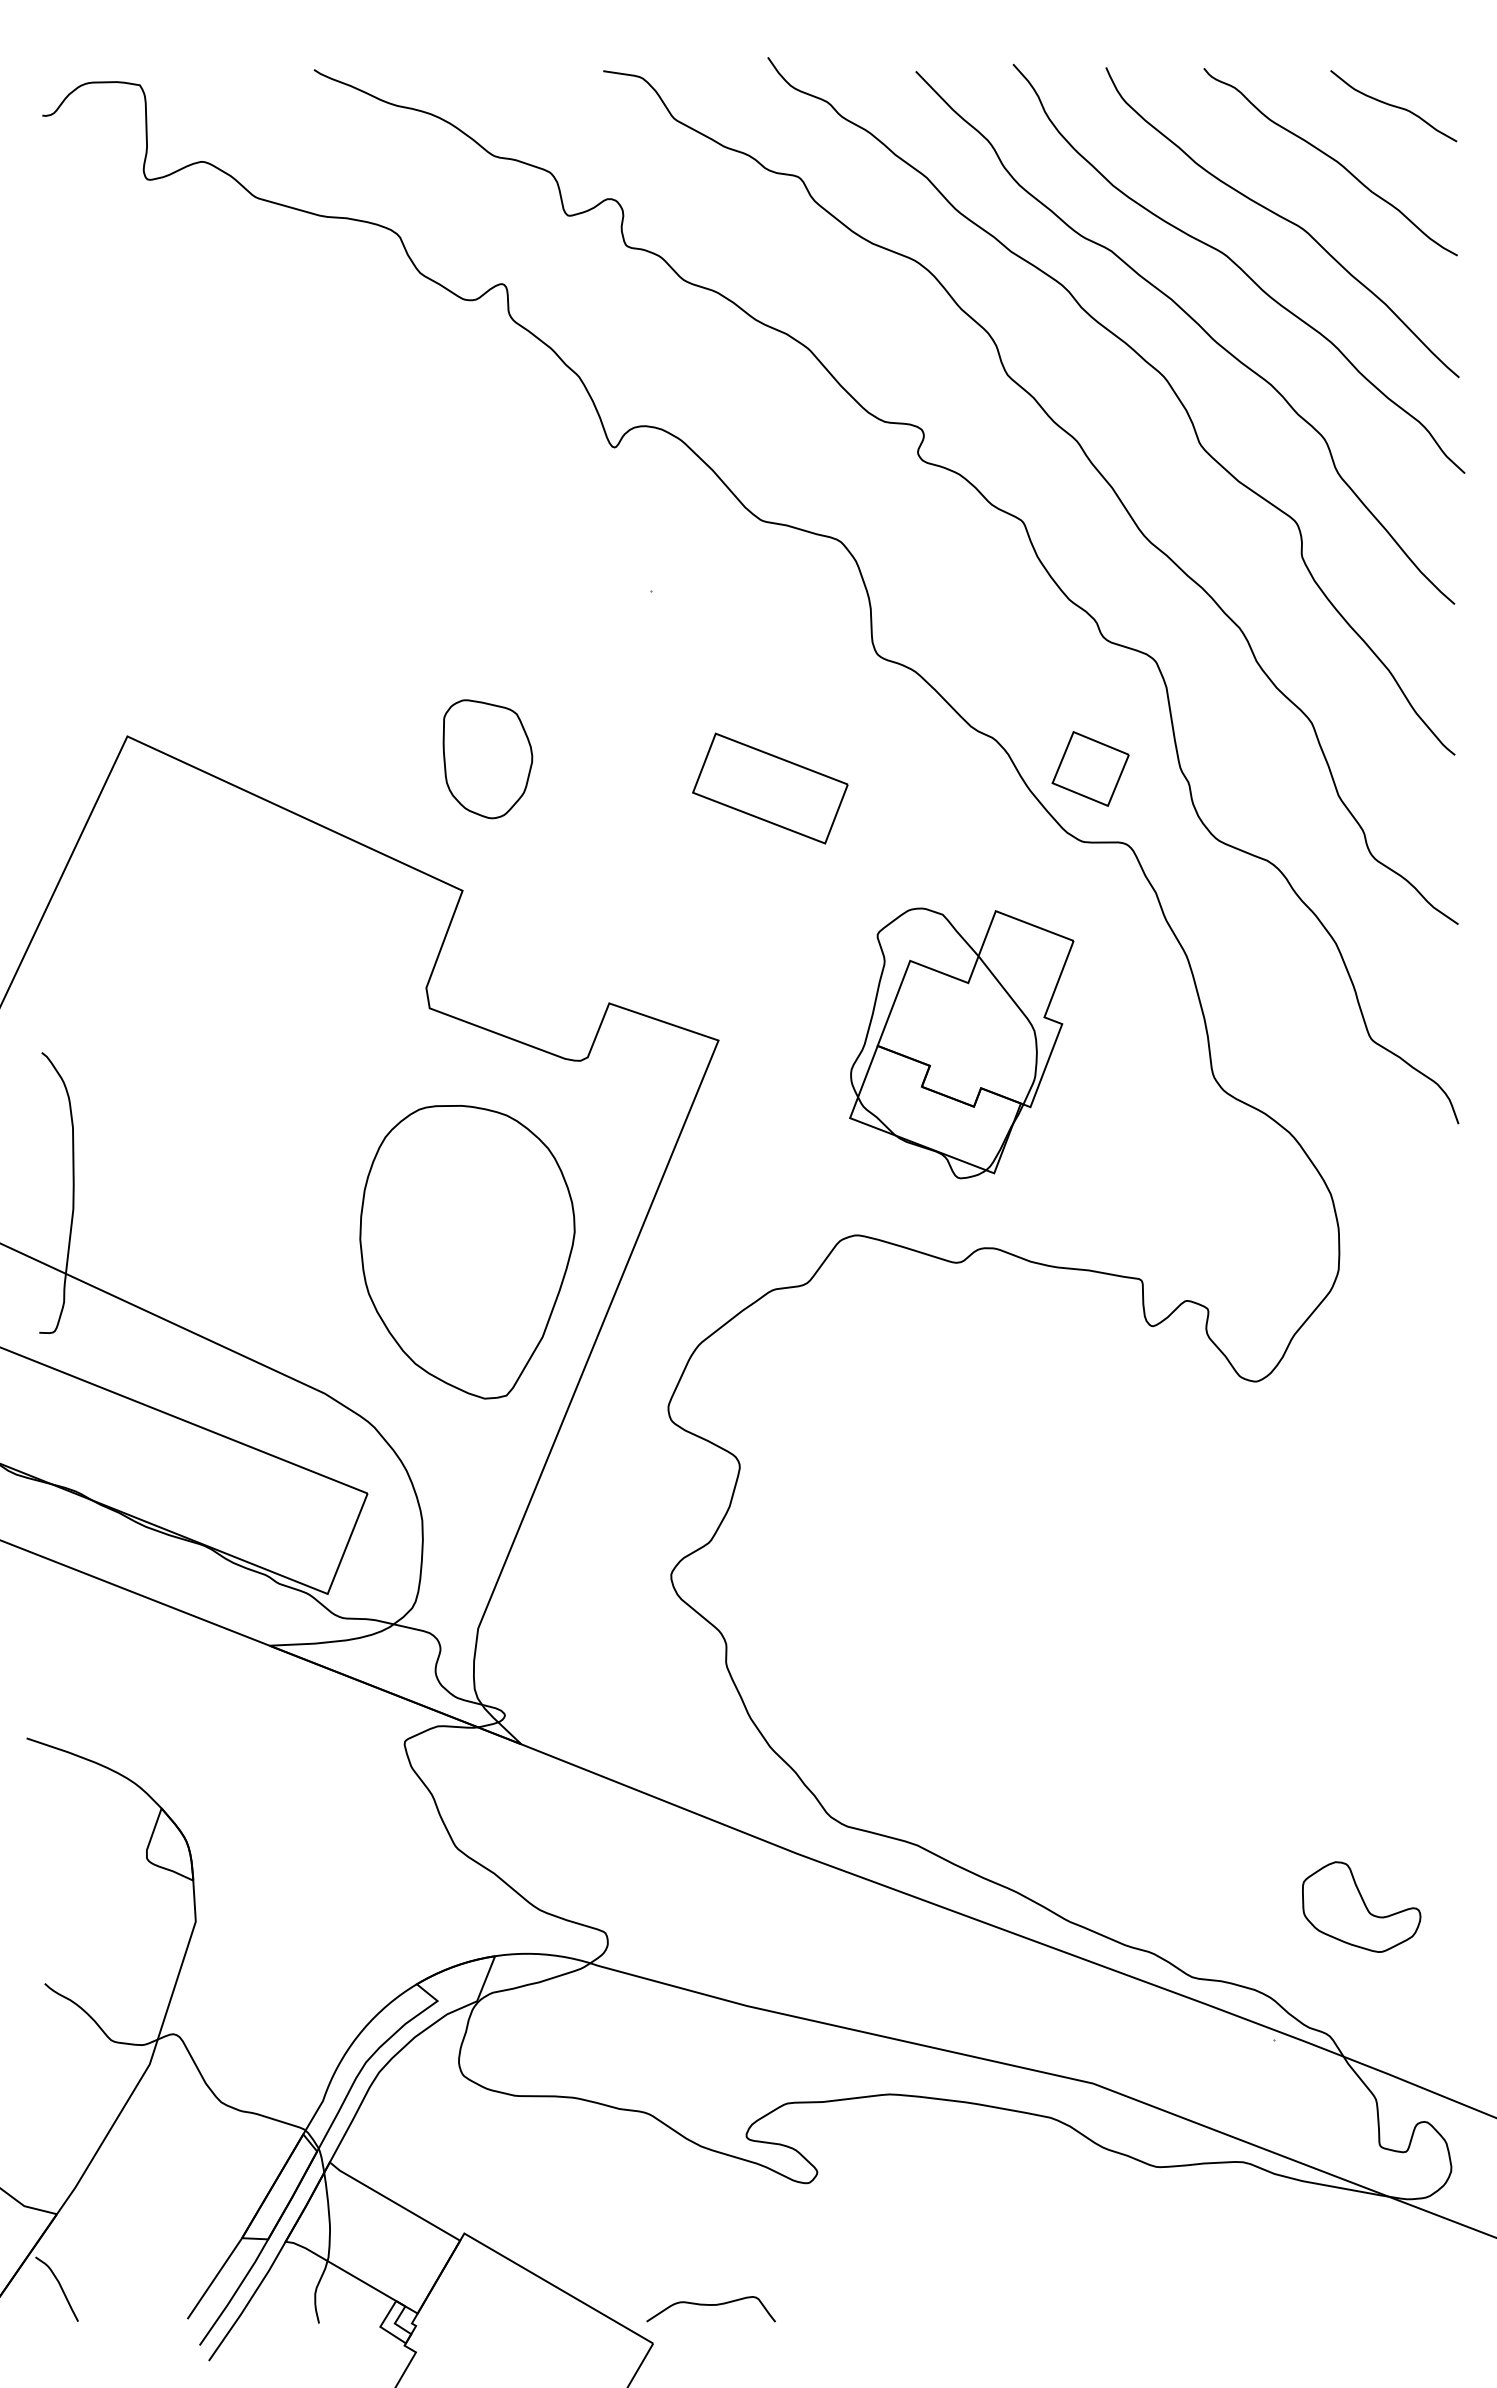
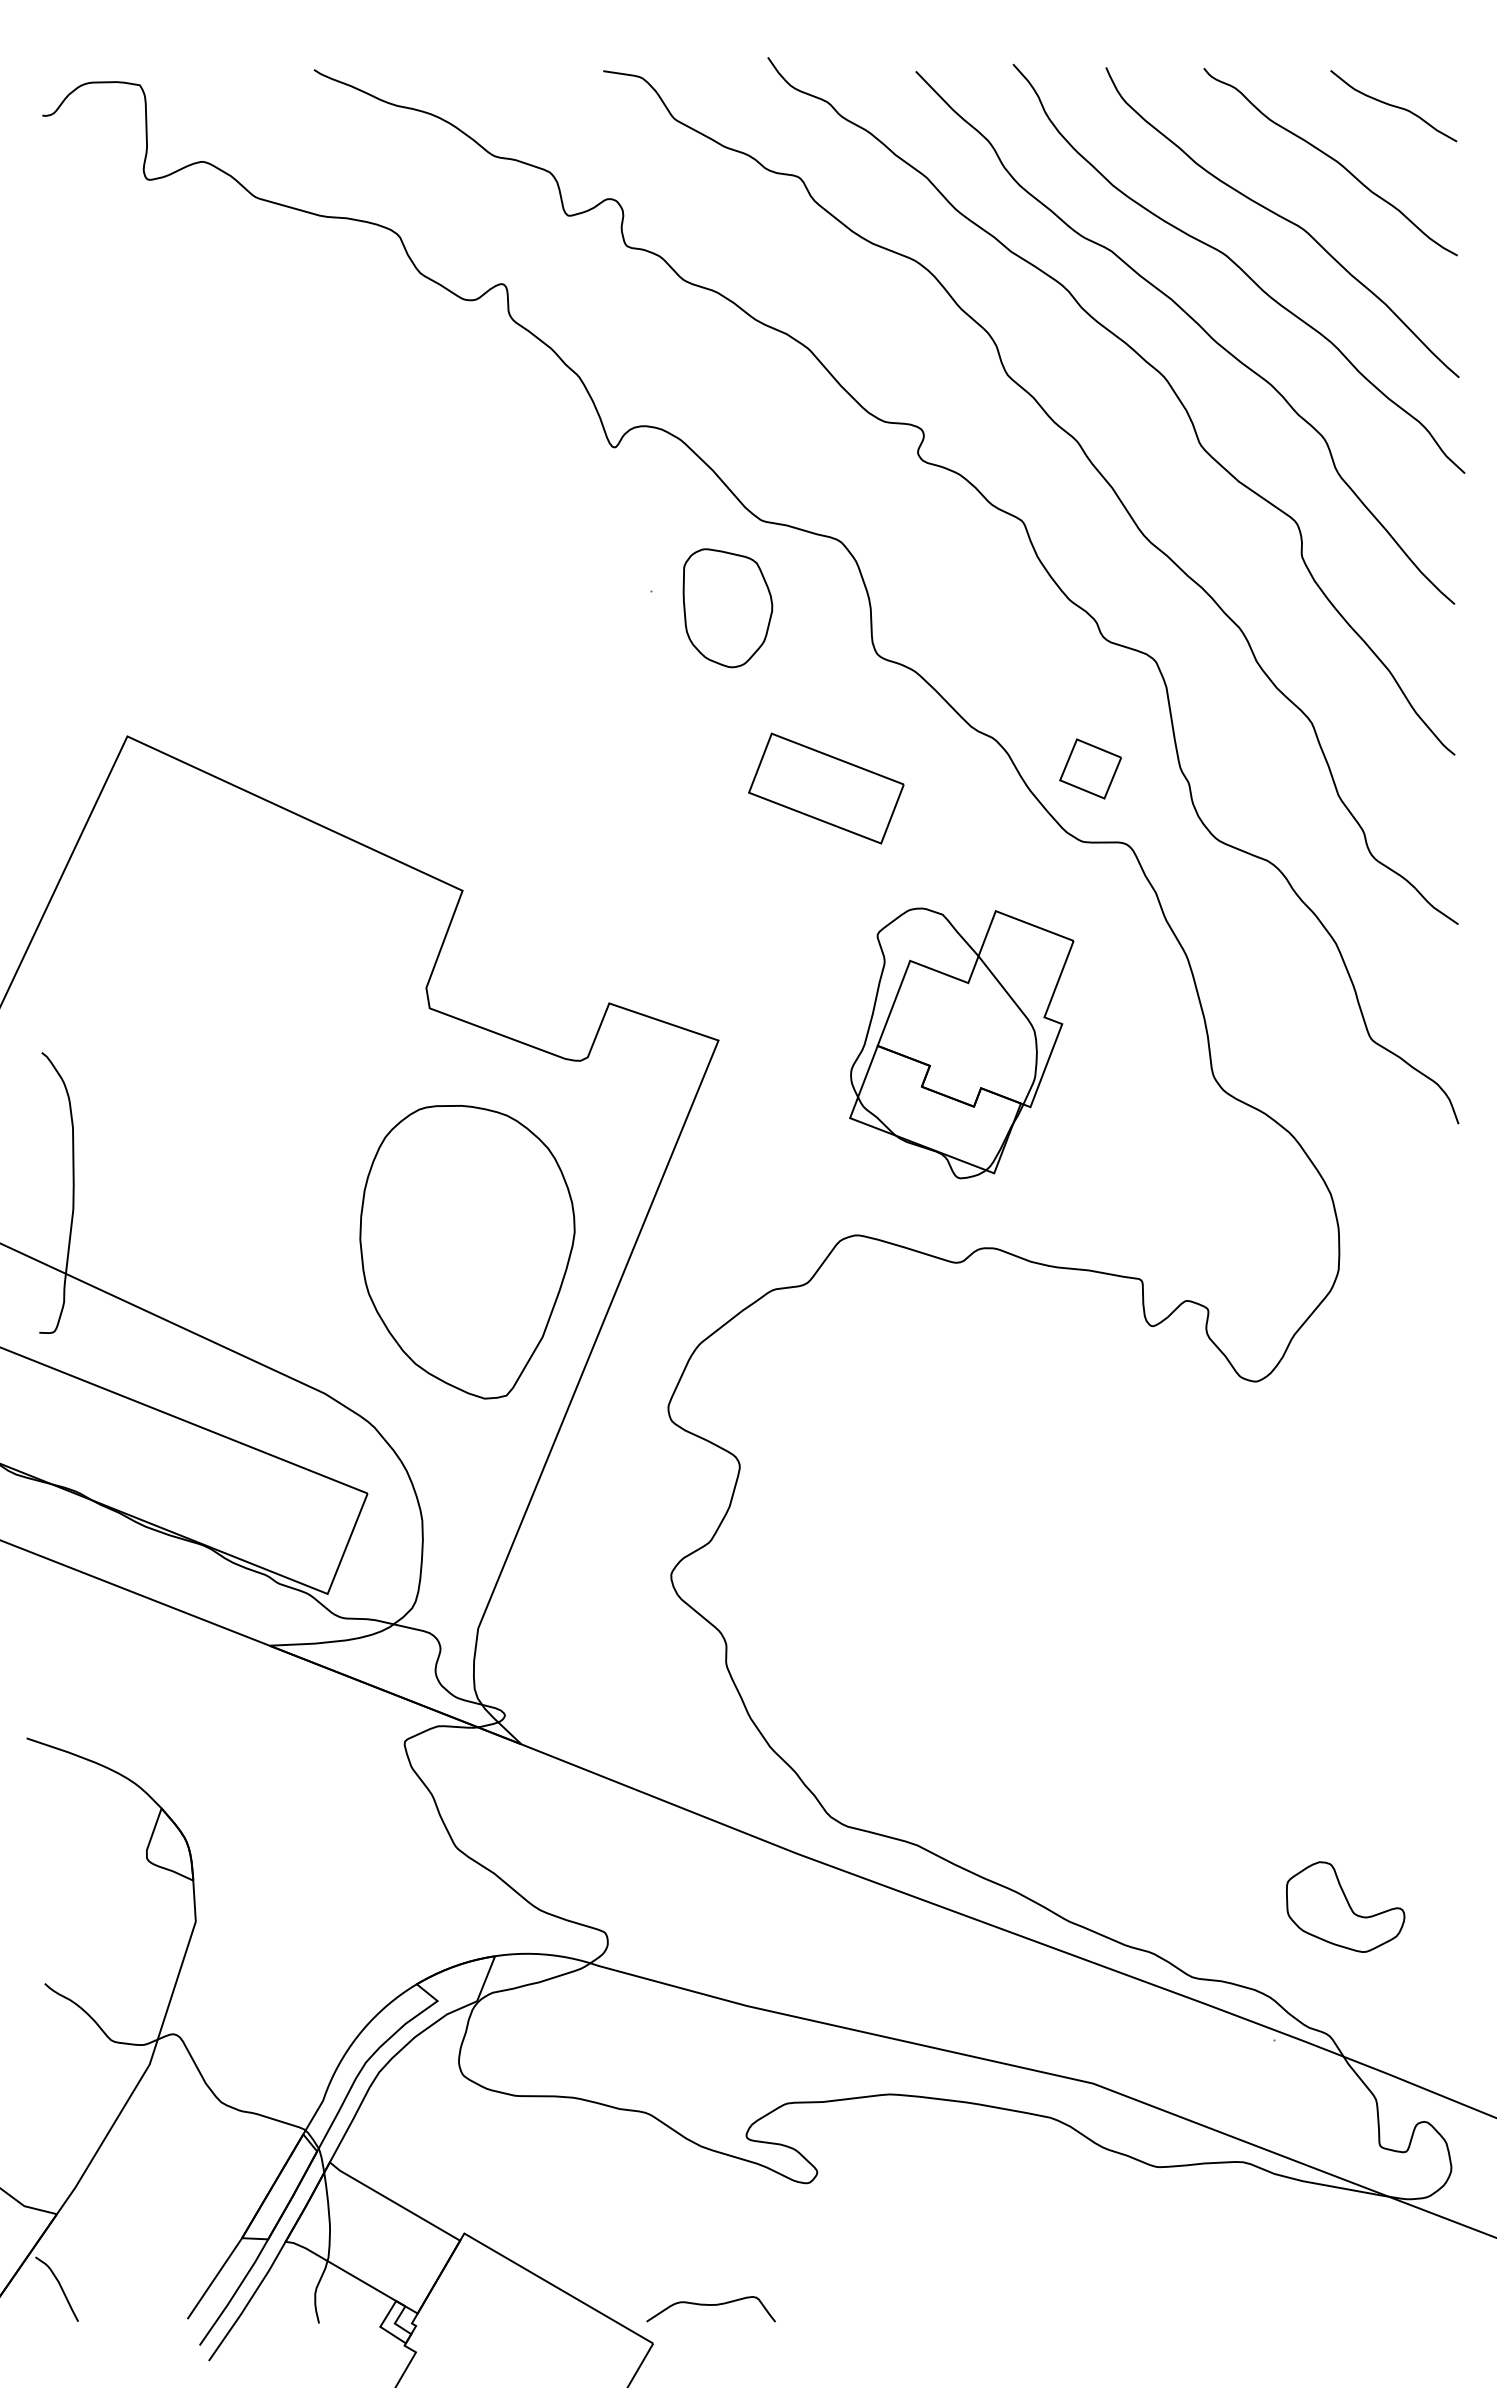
part position: (487, 759) -> (727, 608) (727, 608)
part size: 79x76 px -> 63x62 px (1090, 768)
part position: (770, 788) -> (826, 788) (826, 788)
part position: (1361, 1906) -> (1345, 1906) (1345, 1906)
